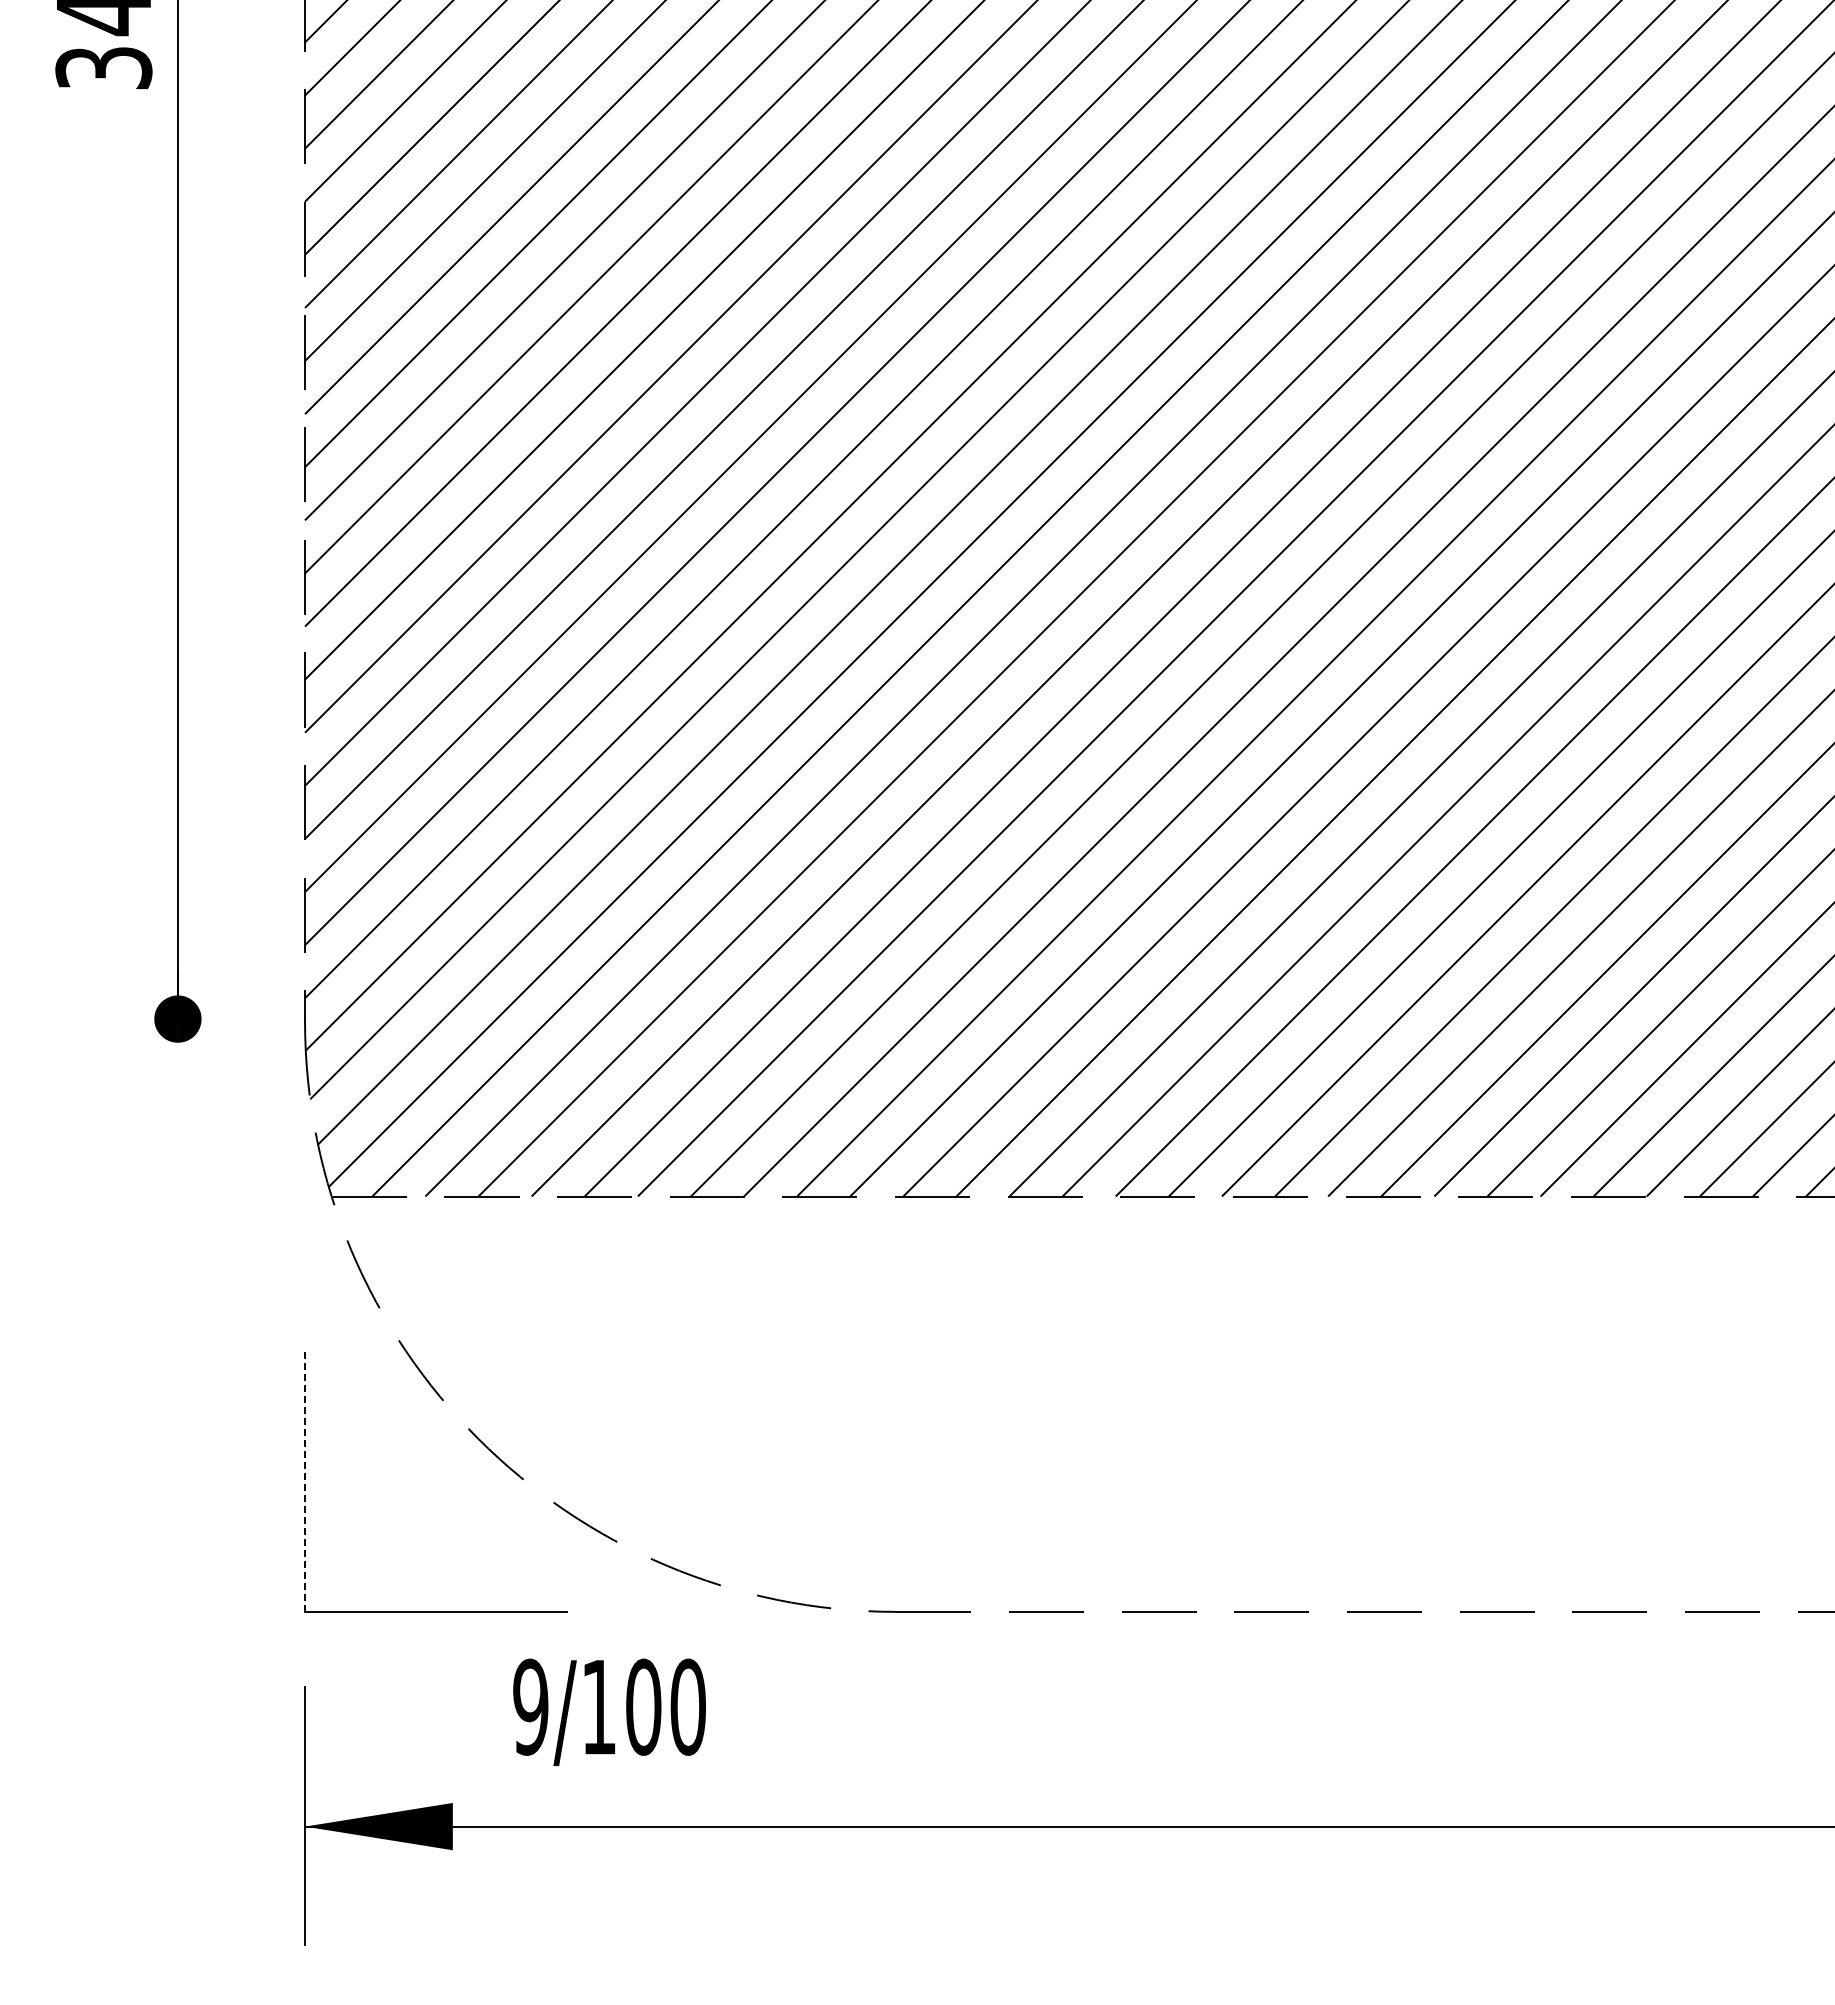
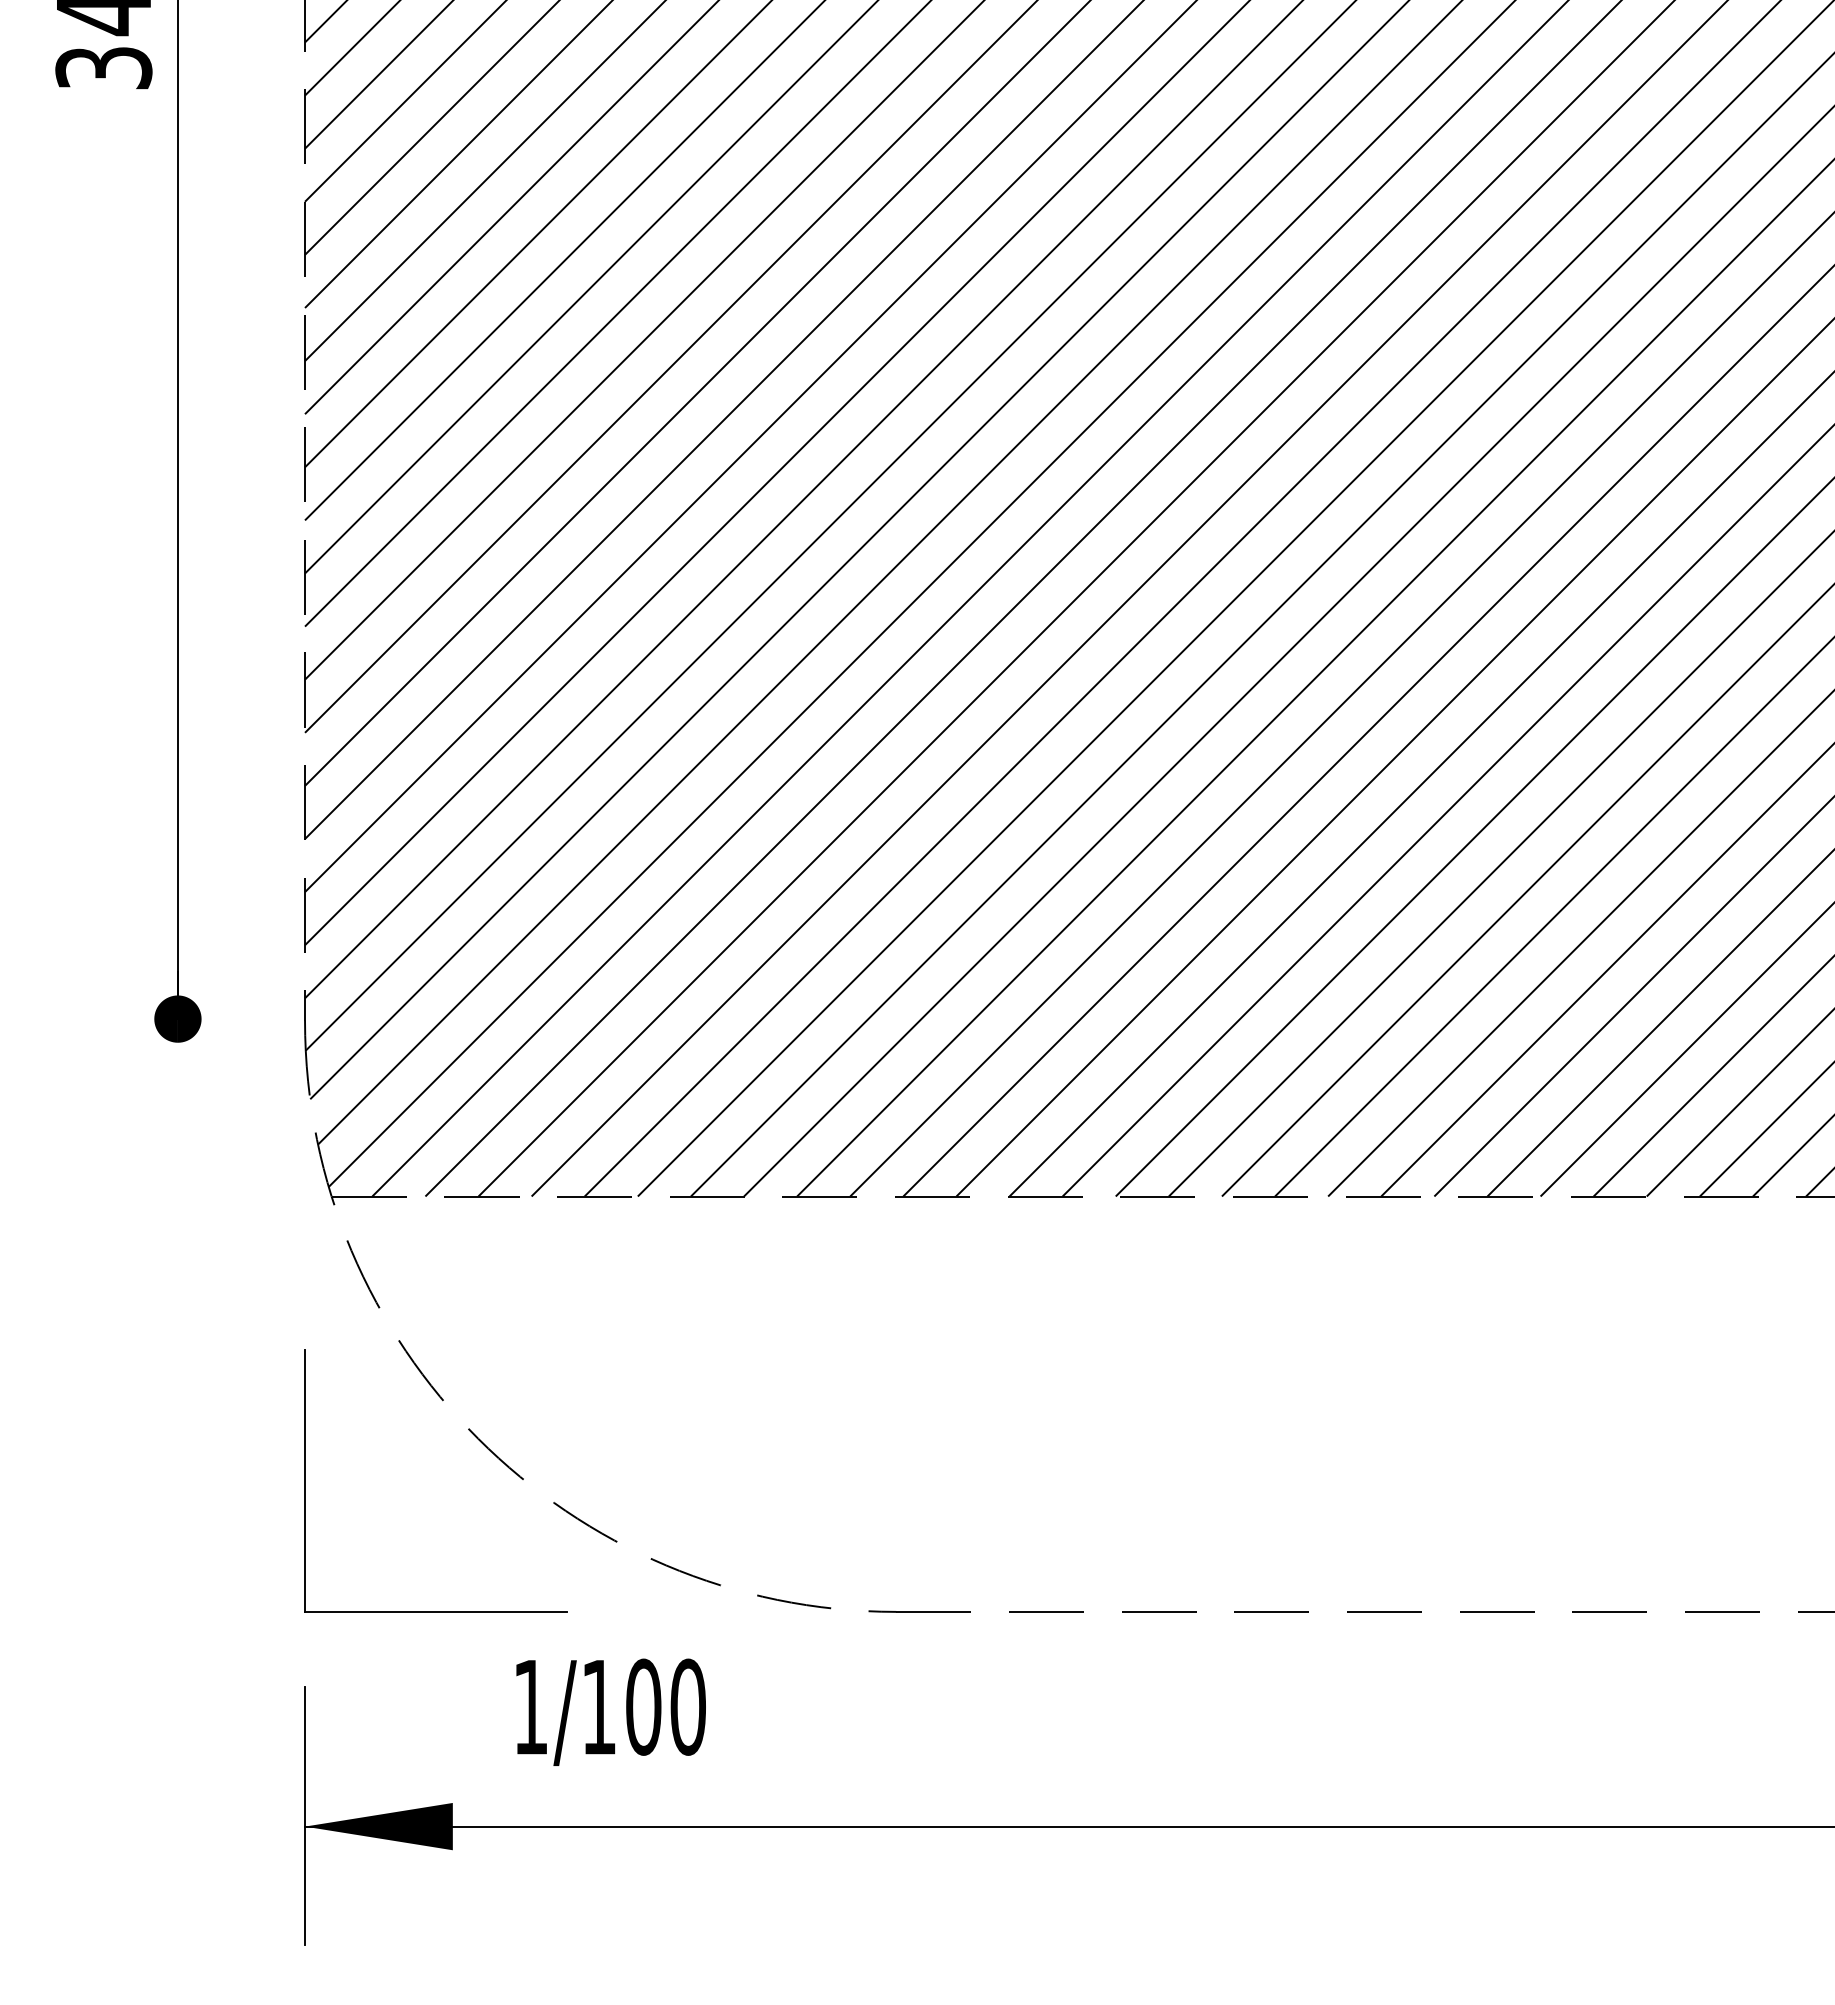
line: dashed -> solid (305, 1481)
text: 9/100 -> 1/100 (530, 1706)
